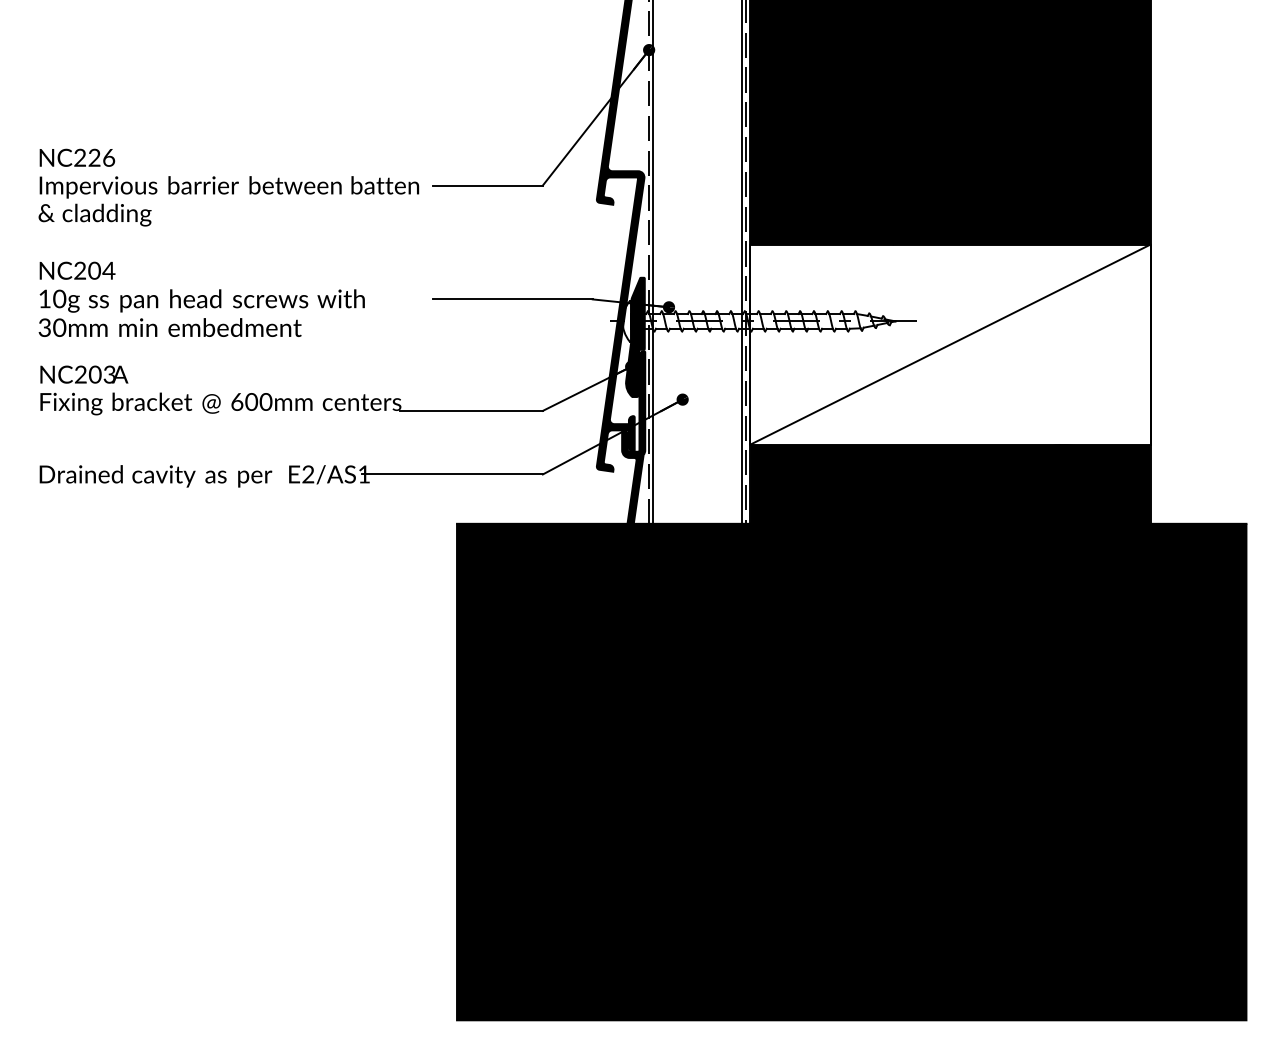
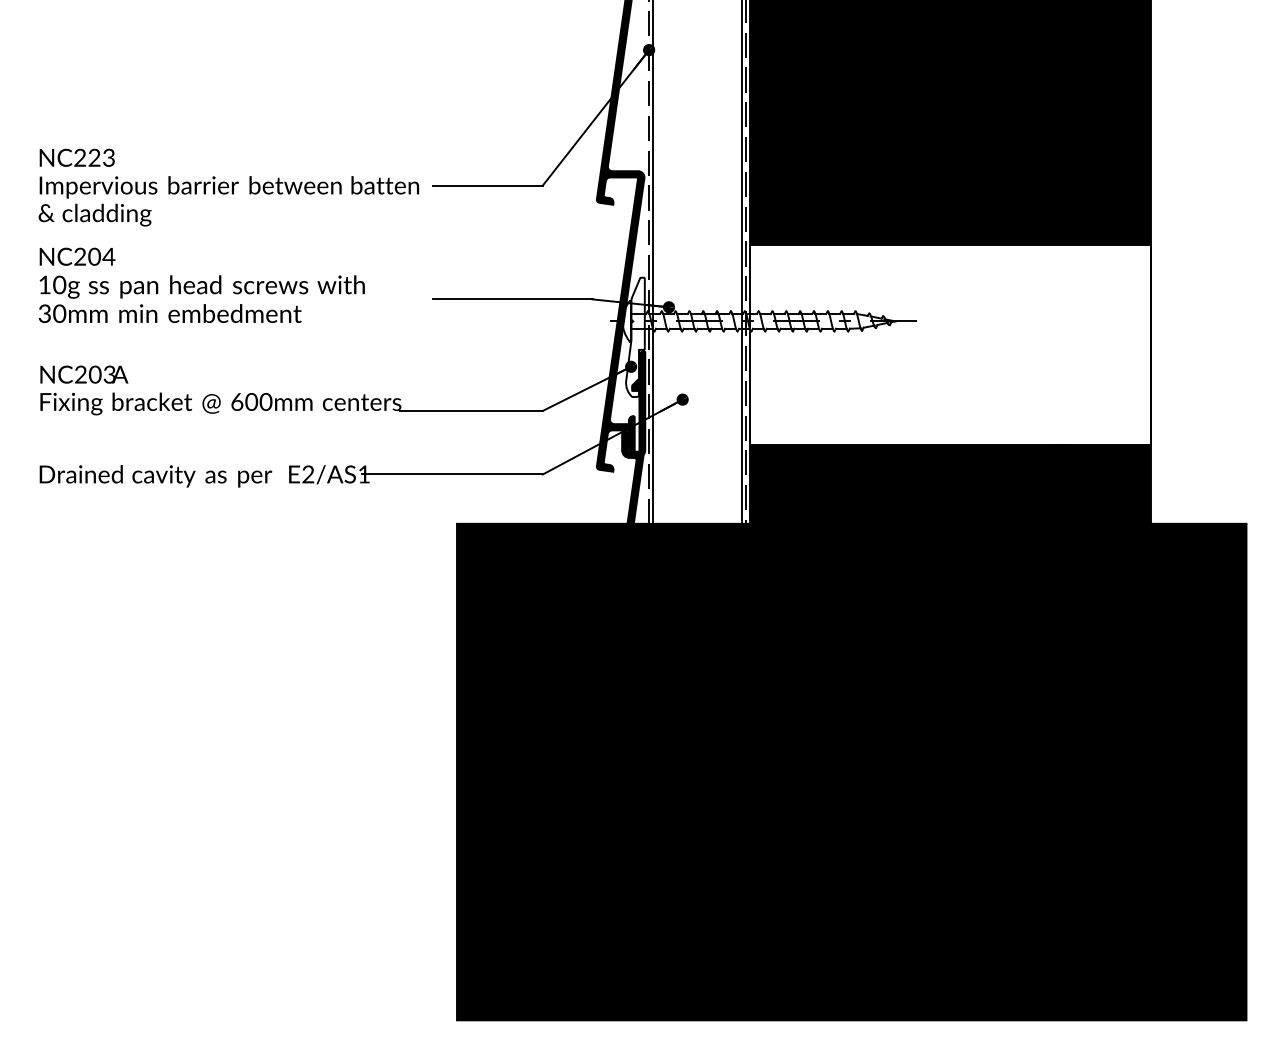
text: NC226 -> NC223 (109, 157)
text position: (201, 298) -> (201, 284) (201, 284)
fill: present -> none (635, 337)
line: present -> none (950, 344)
